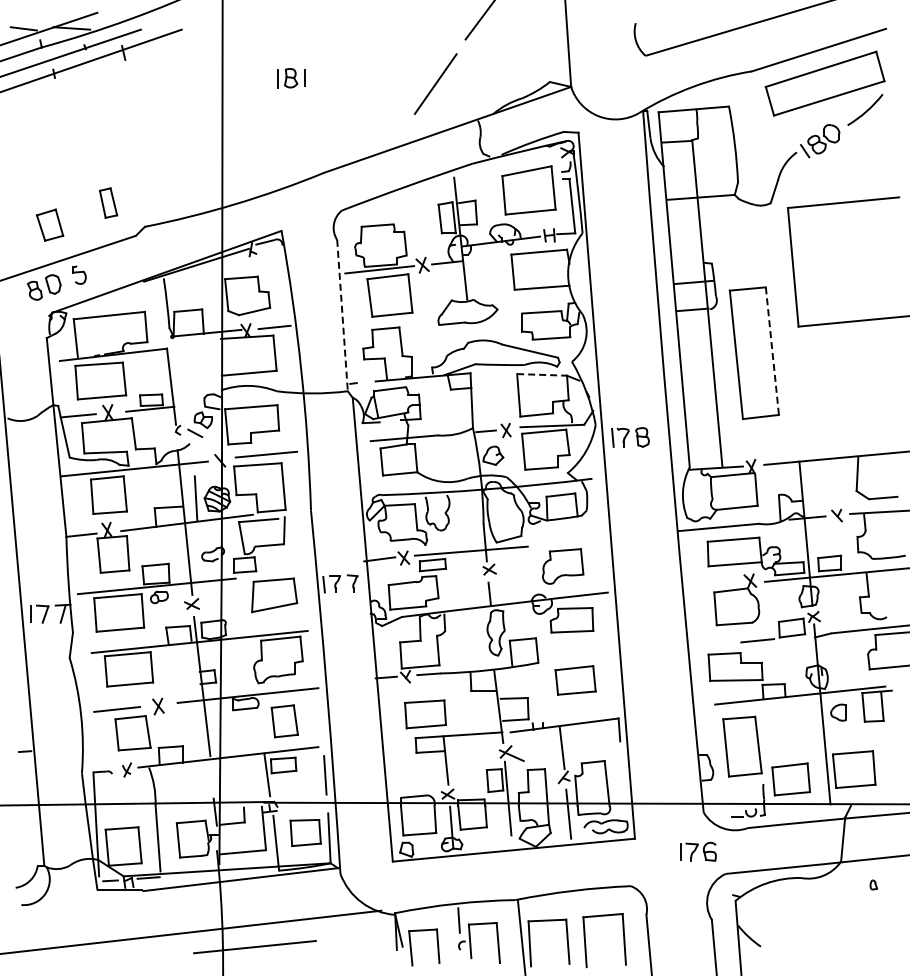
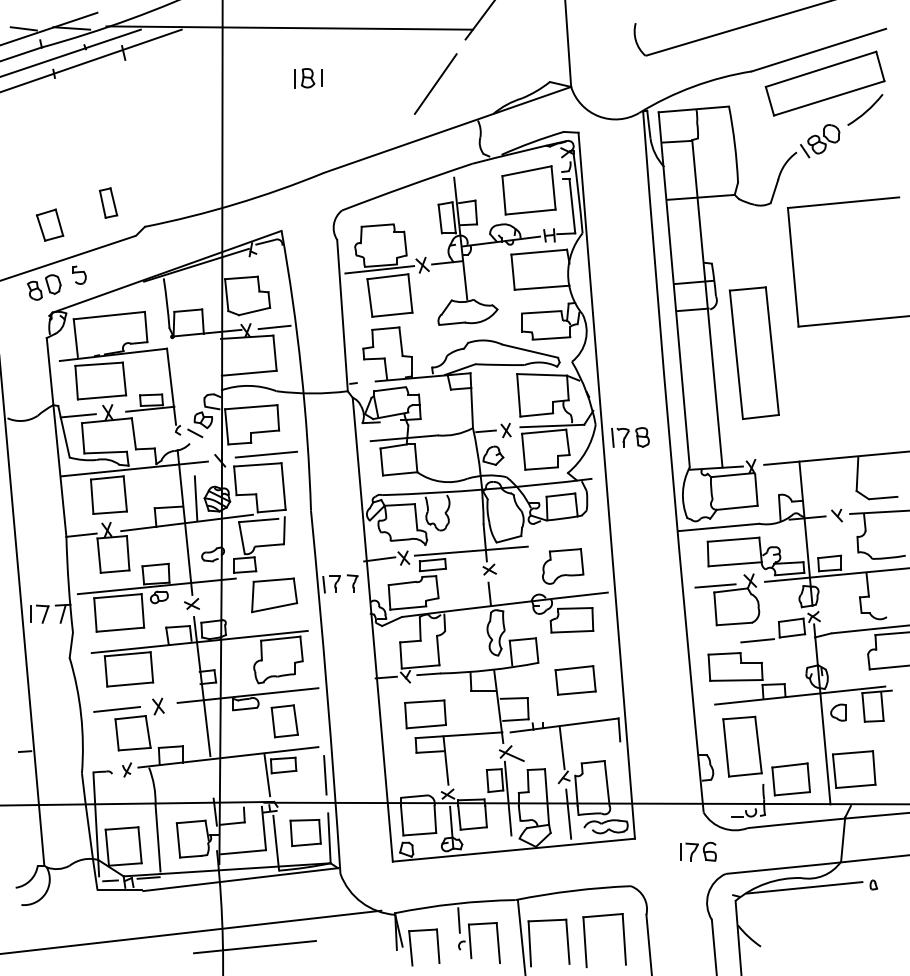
line: none -> present (289, 27)
part position: (291, 78) -> (308, 78) (308, 78)
line: dashed -> solid (342, 315)
line: dashed -> solid (772, 351)
line: dashed -> solid (542, 374)
line: none -> present (715, 585)
line: none -> present (804, 887)
